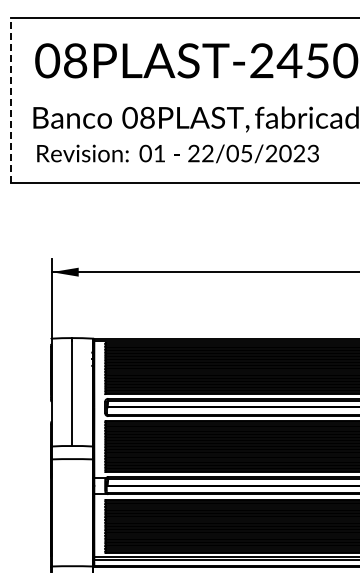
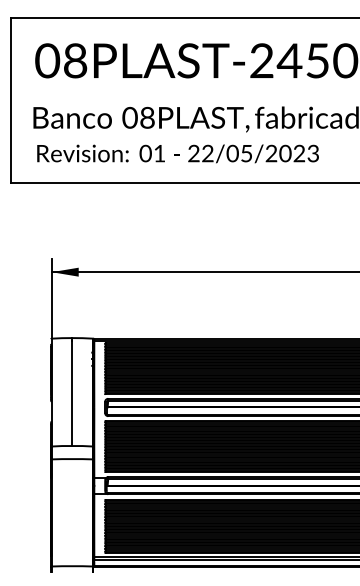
line: dashed -> solid (10, 99)
